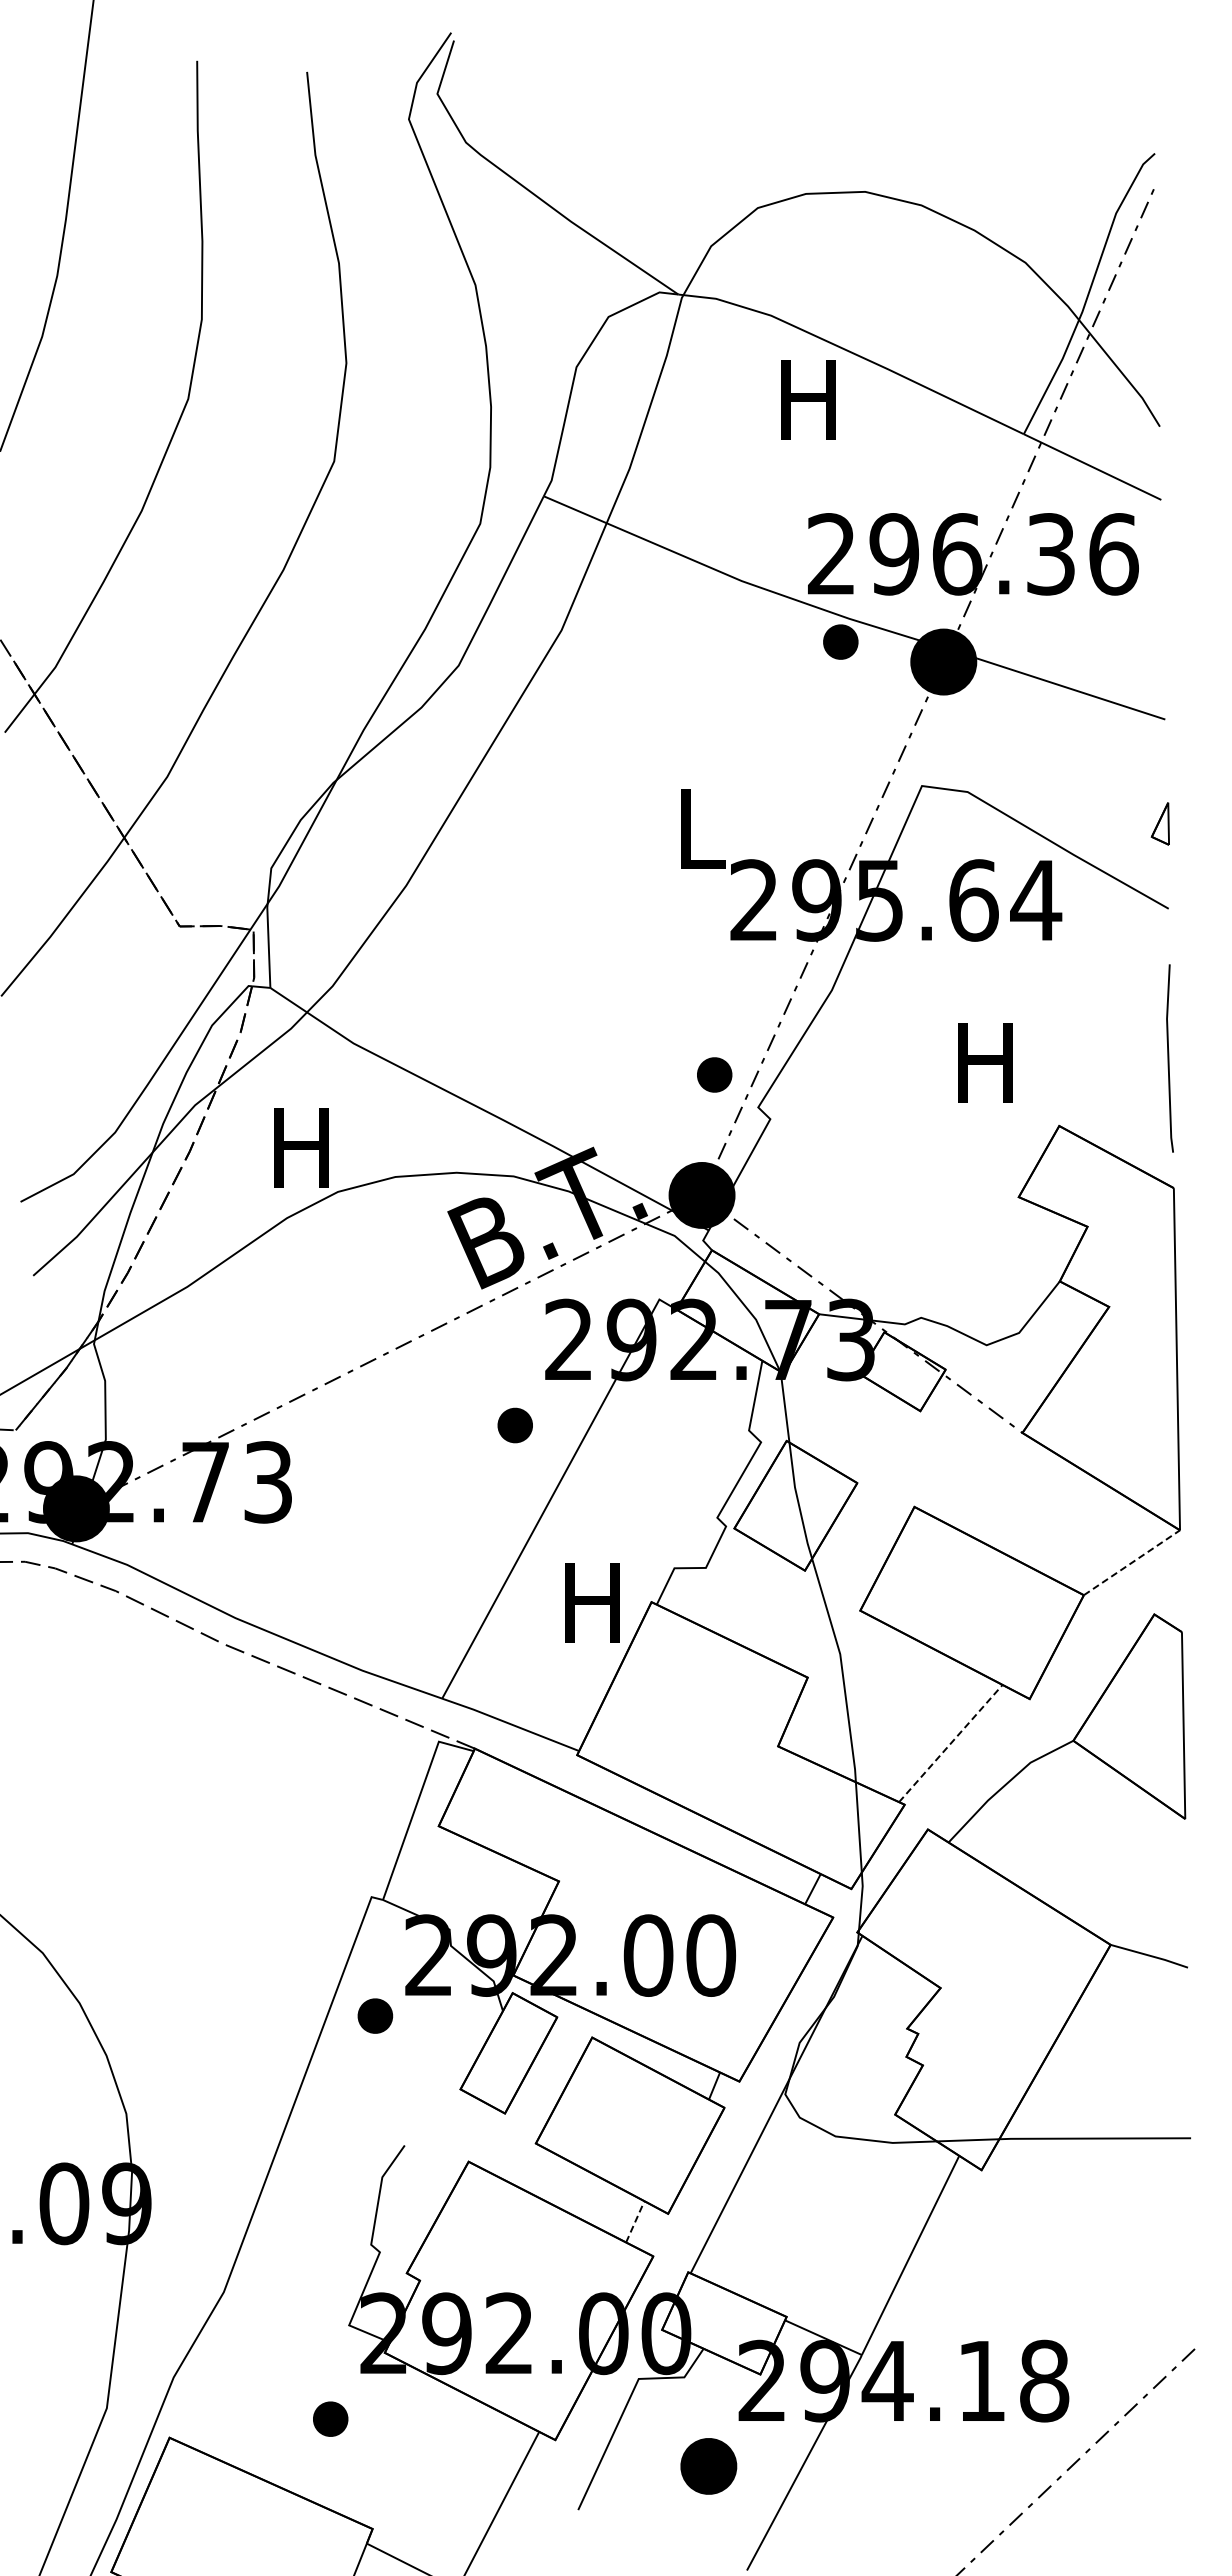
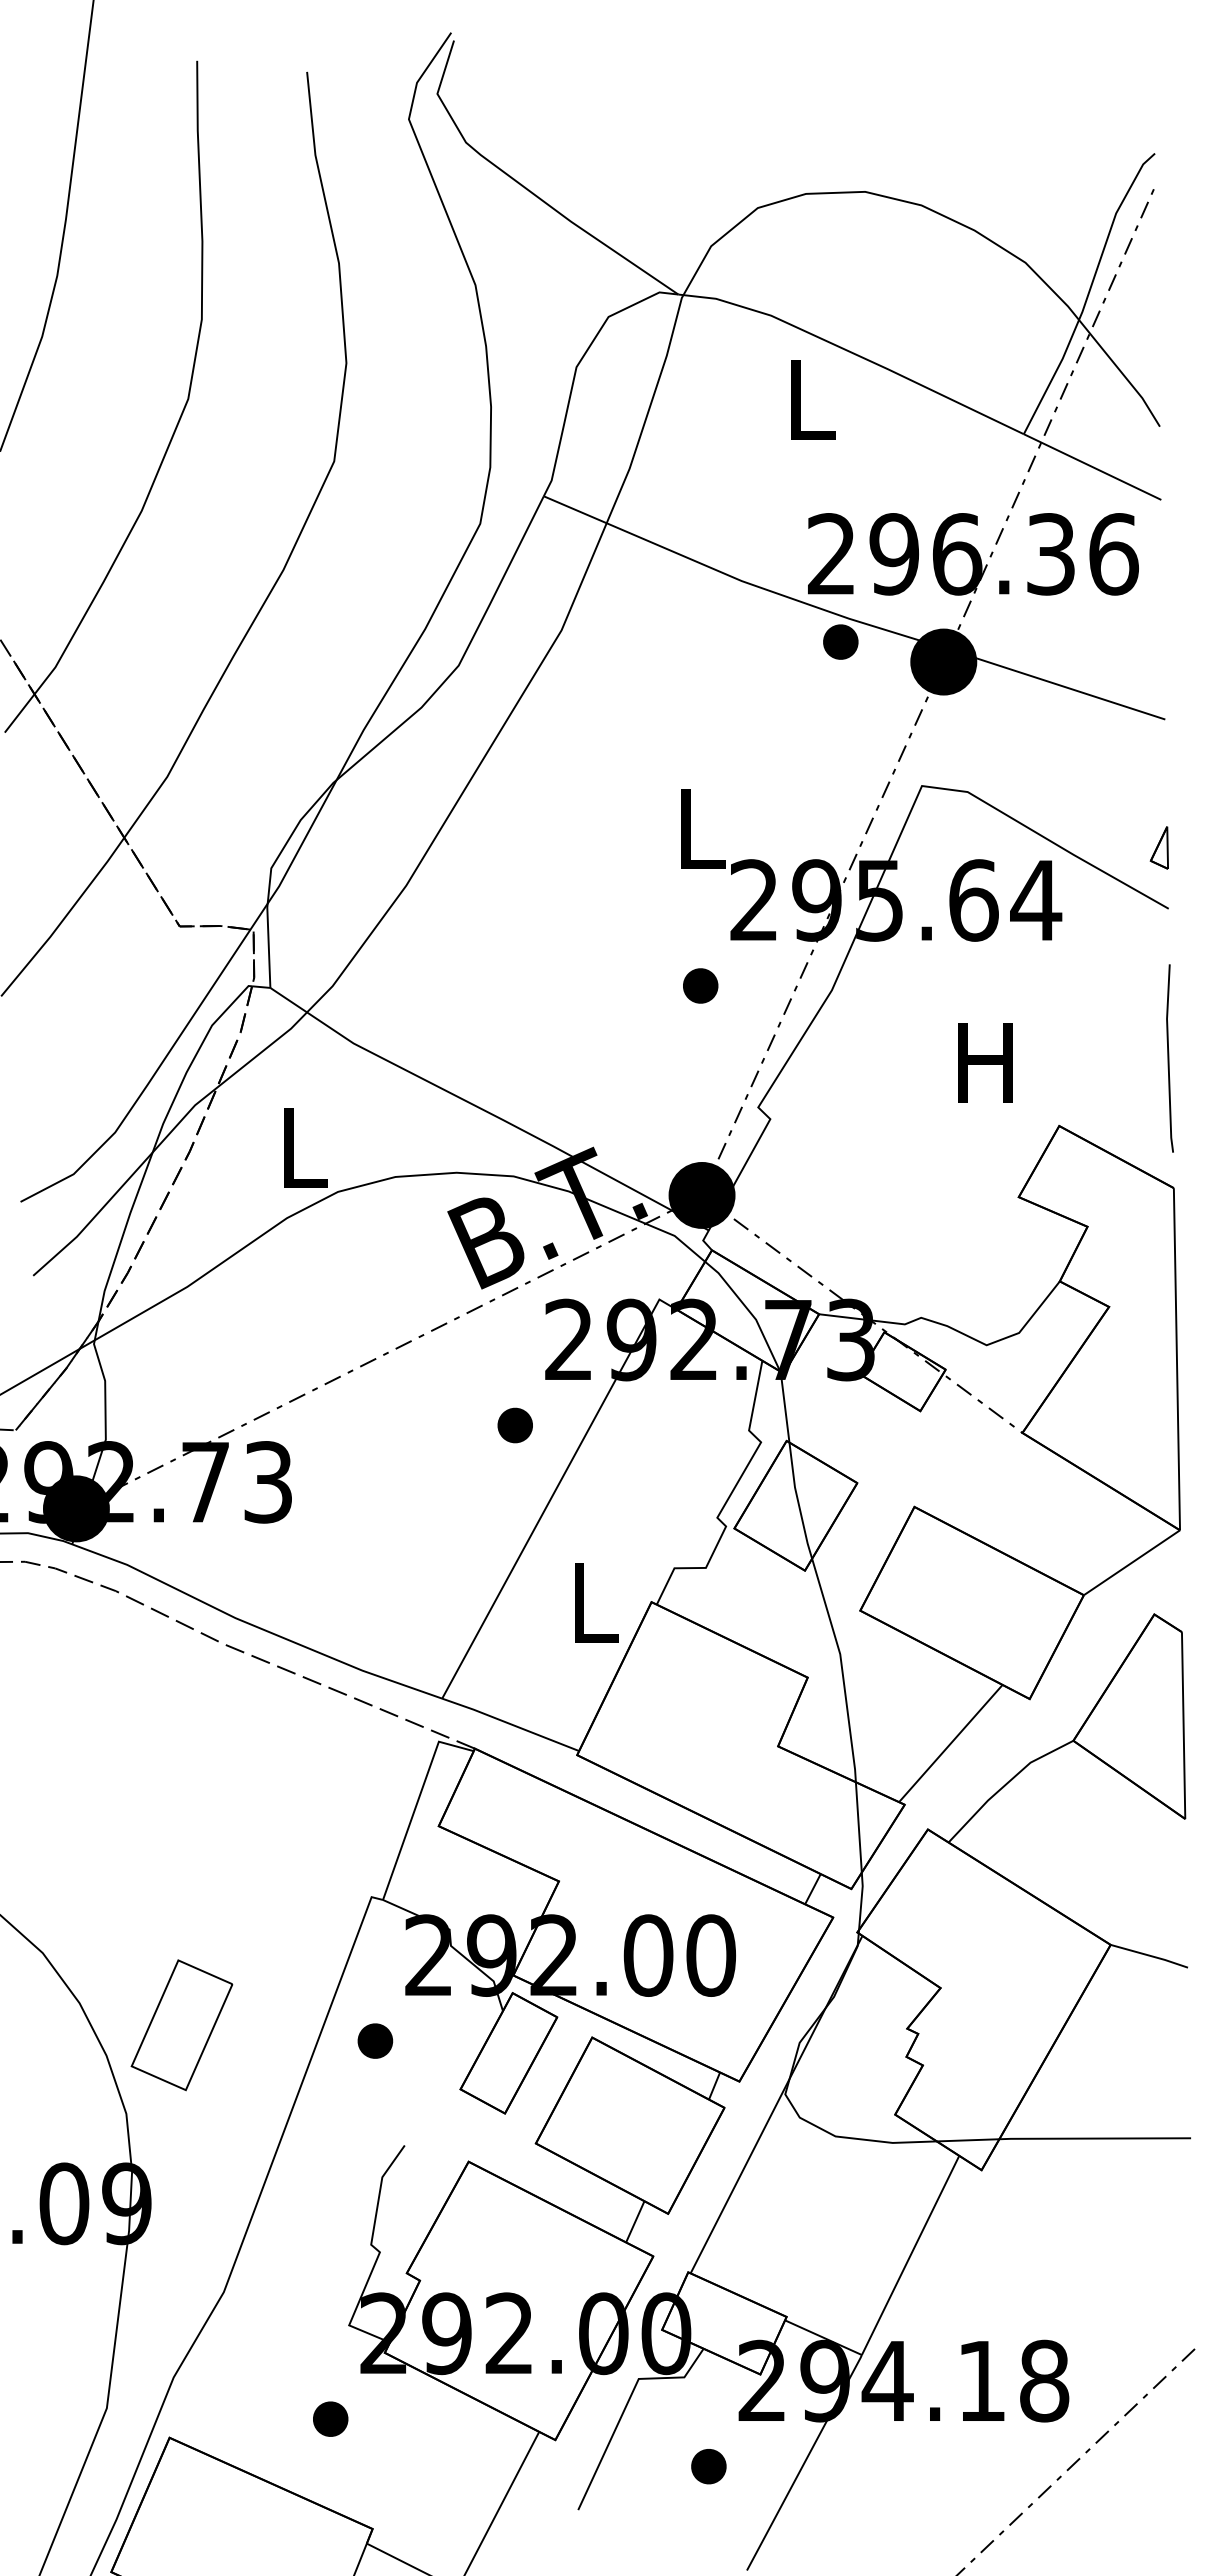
text: H -> L (808, 399)
part position: (1159, 823) -> (1158, 847) (1158, 847)
part position: (714, 1074) -> (700, 985) (700, 985)
text: H -> L (301, 1147)
line: dashed -> solid (1131, 1562)
text: H -> L (592, 1602)
line: dashed -> solid (951, 1743)
part position: (375, 2015) -> (375, 2040) (375, 2040)
part: none -> present (181, 2025)
line: dashed -> solid (635, 2221)
part size: 58x57 px -> 36x36 px (708, 2466)
